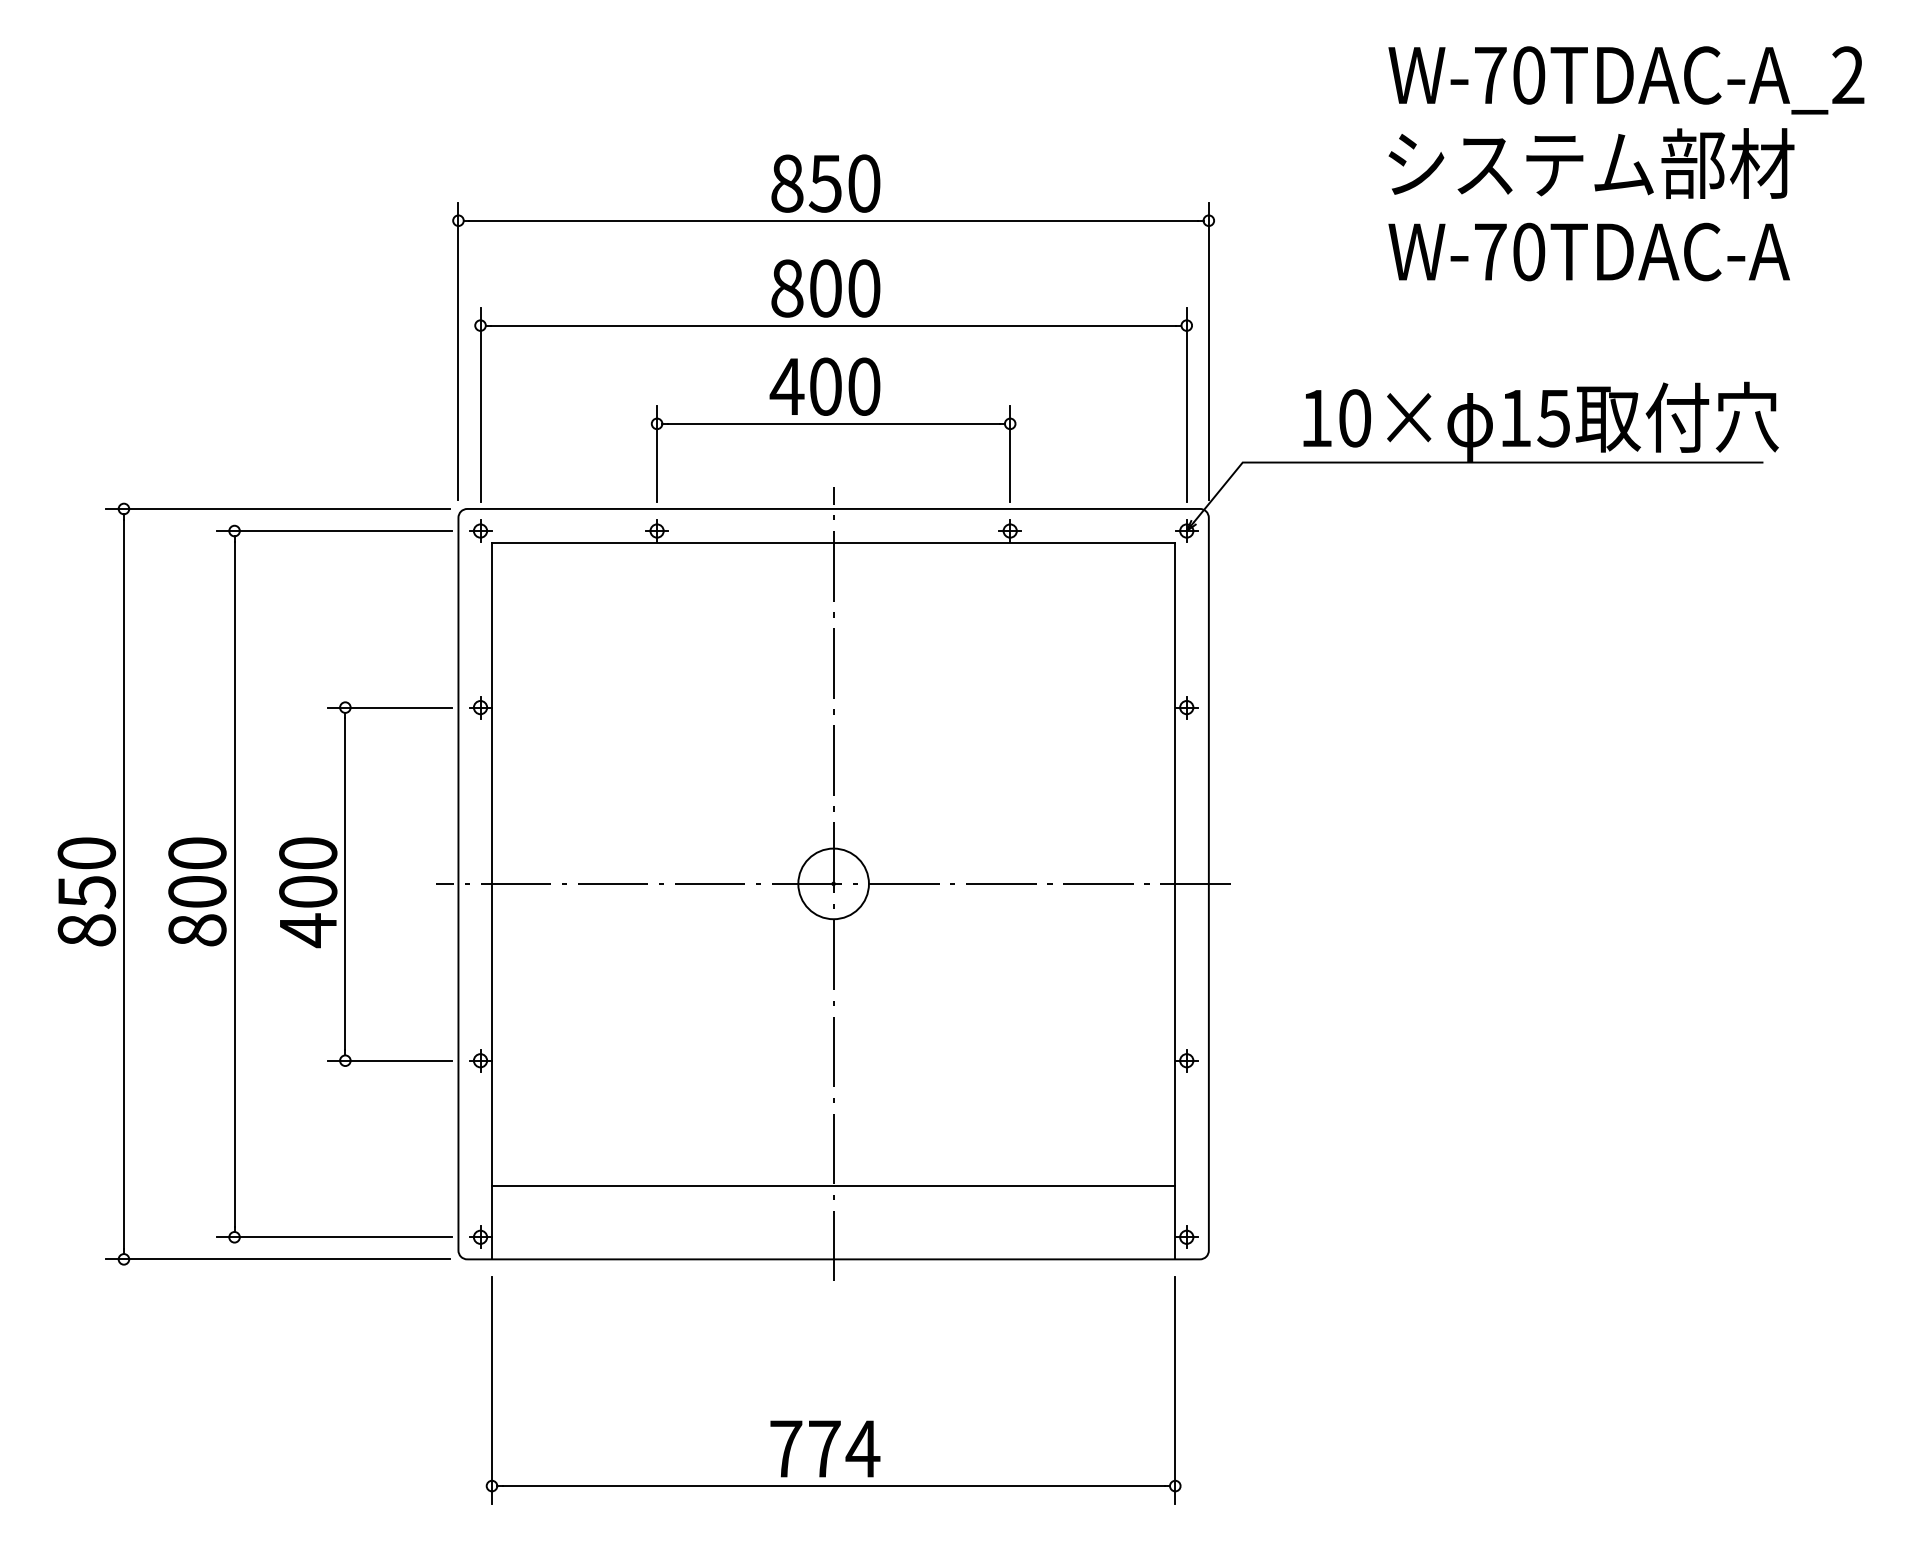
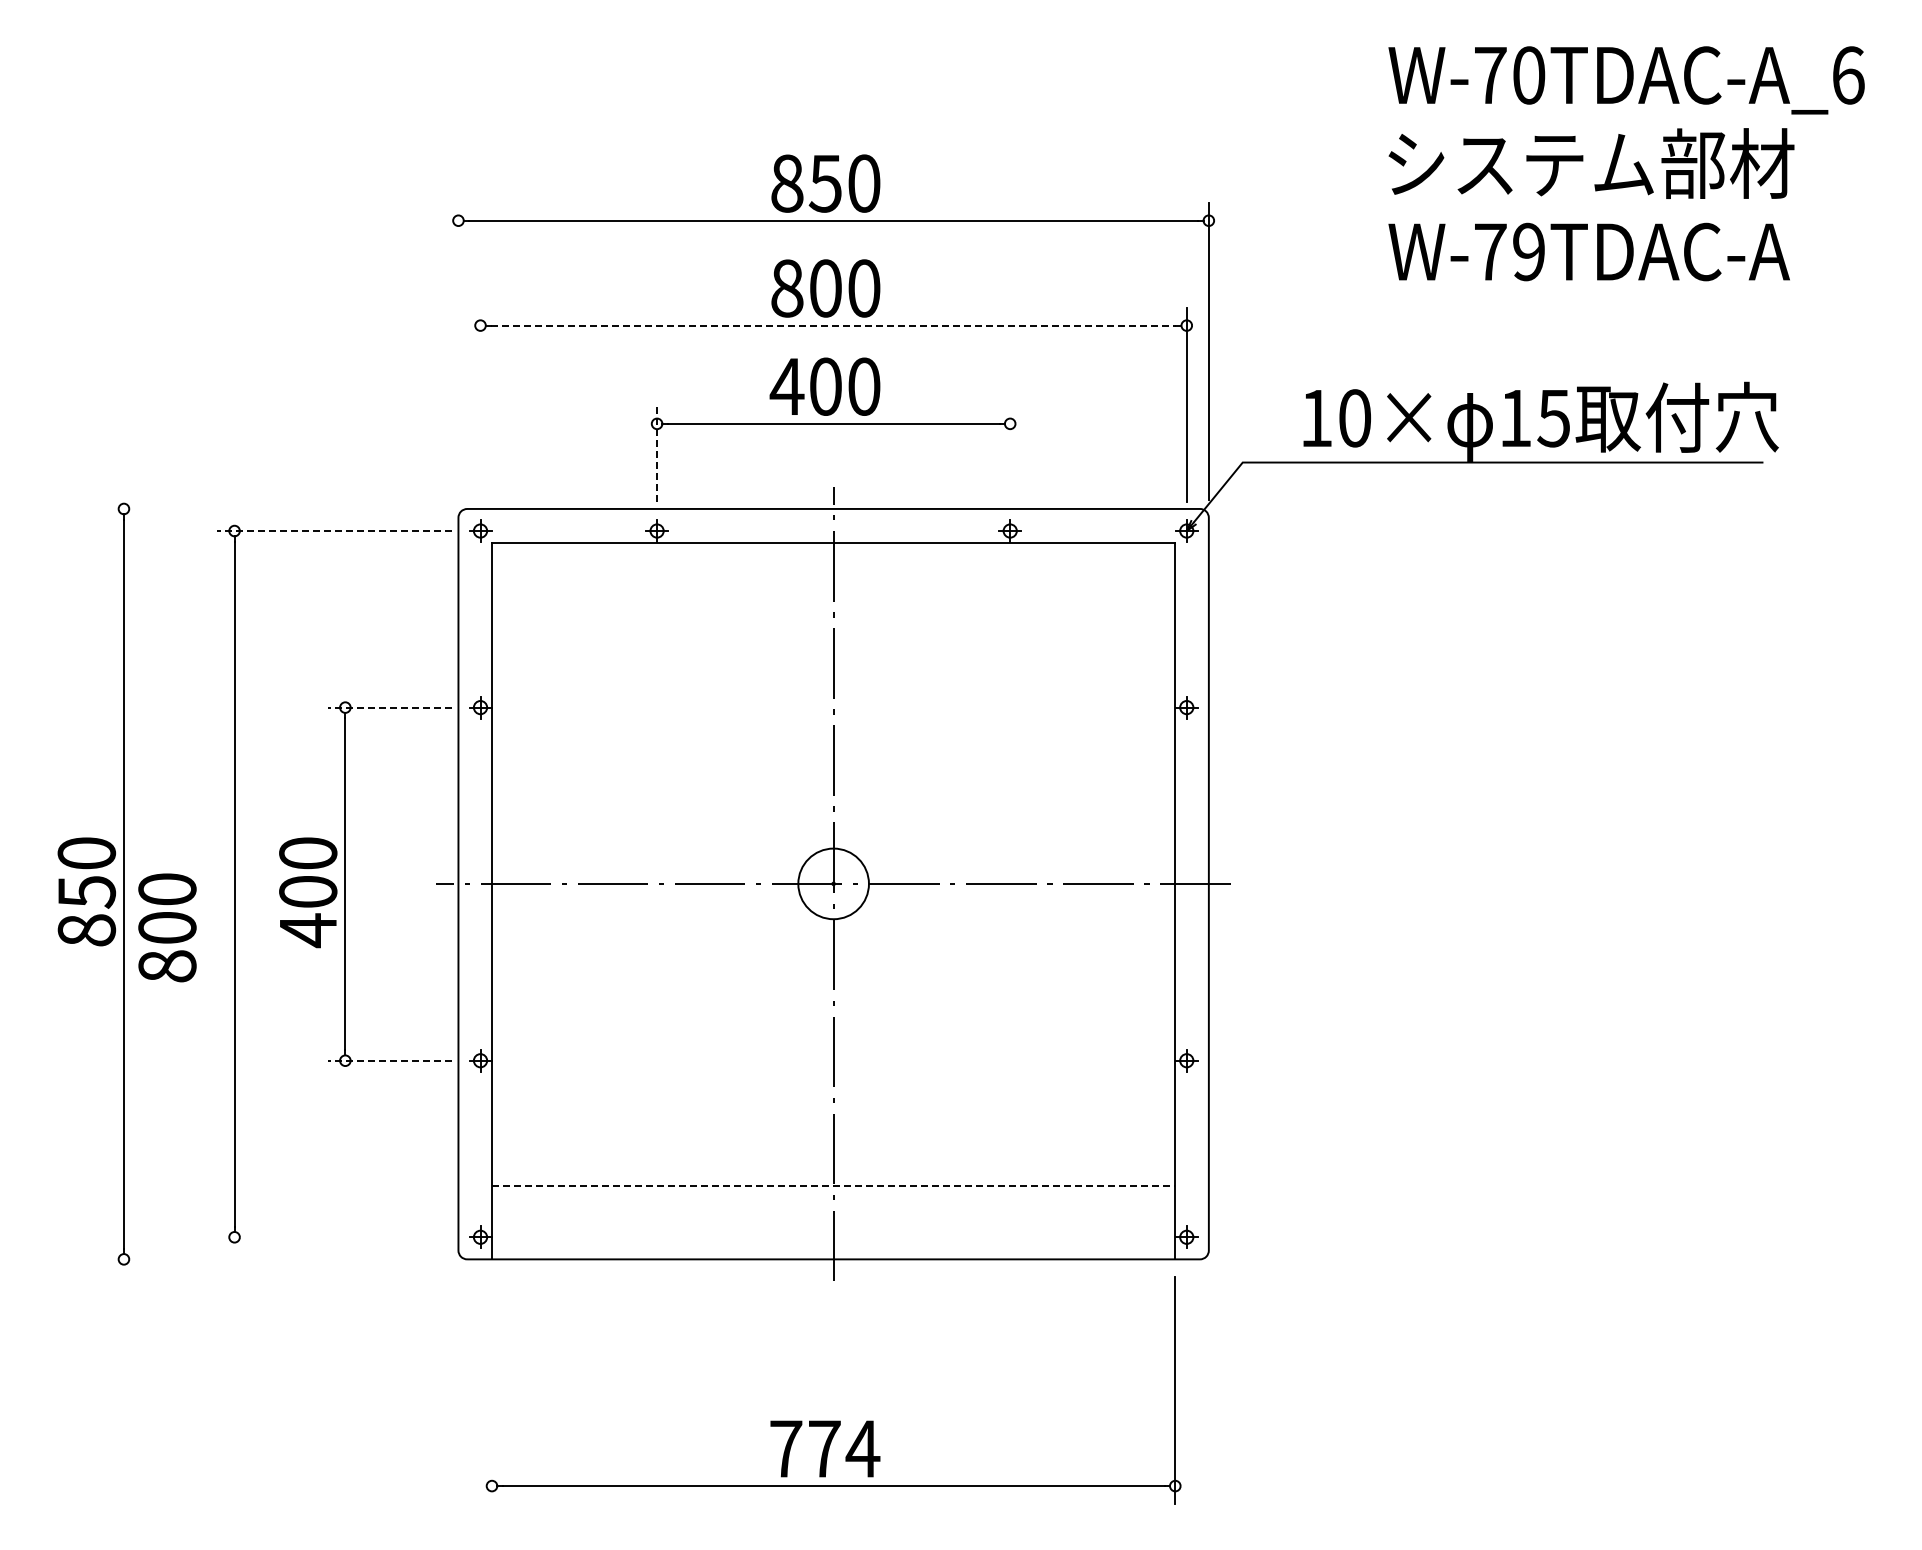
text: W-70TDAC-A_2 -> W-70TDAC-A_6 (1848, 75)
text: W-70TDAC-A -> W-79TDAC-A (1529, 251)
line: solid -> dashed (833, 325)
line: present -> none (458, 351)
line: present -> none (480, 404)
line: solid -> dashed (657, 453)
line: present -> none (1010, 454)
line: present -> none (277, 508)
line: solid -> dashed (333, 531)
line: solid -> dashed (389, 707)
text position: (197, 891) -> (167, 927) (167, 927)
line: solid -> dashed (389, 1060)
line: solid -> dashed (833, 1186)
line: present -> none (333, 1237)
line: present -> none (277, 1259)
line: present -> none (492, 1390)
